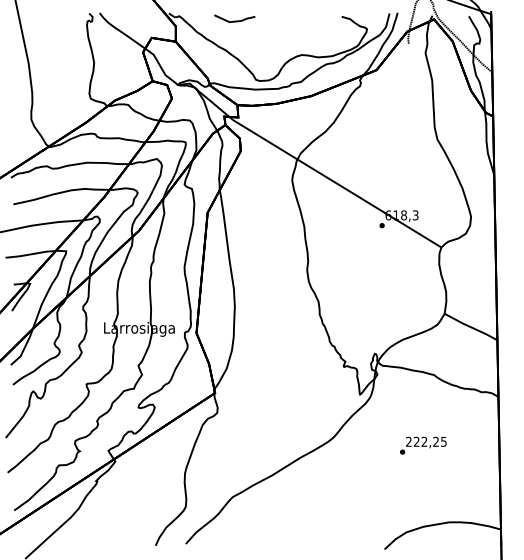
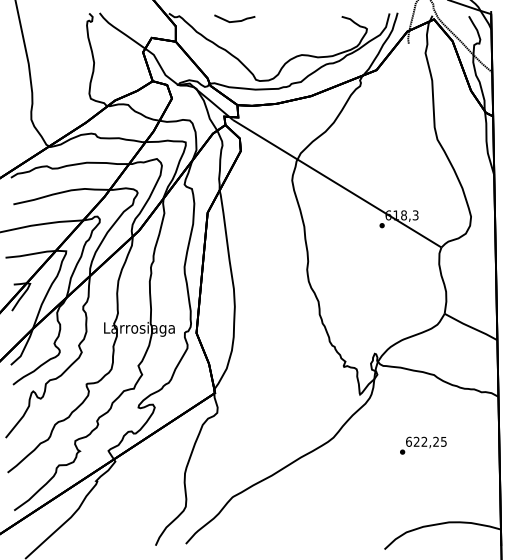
text: 222,25 -> 622,25 (408, 441)
